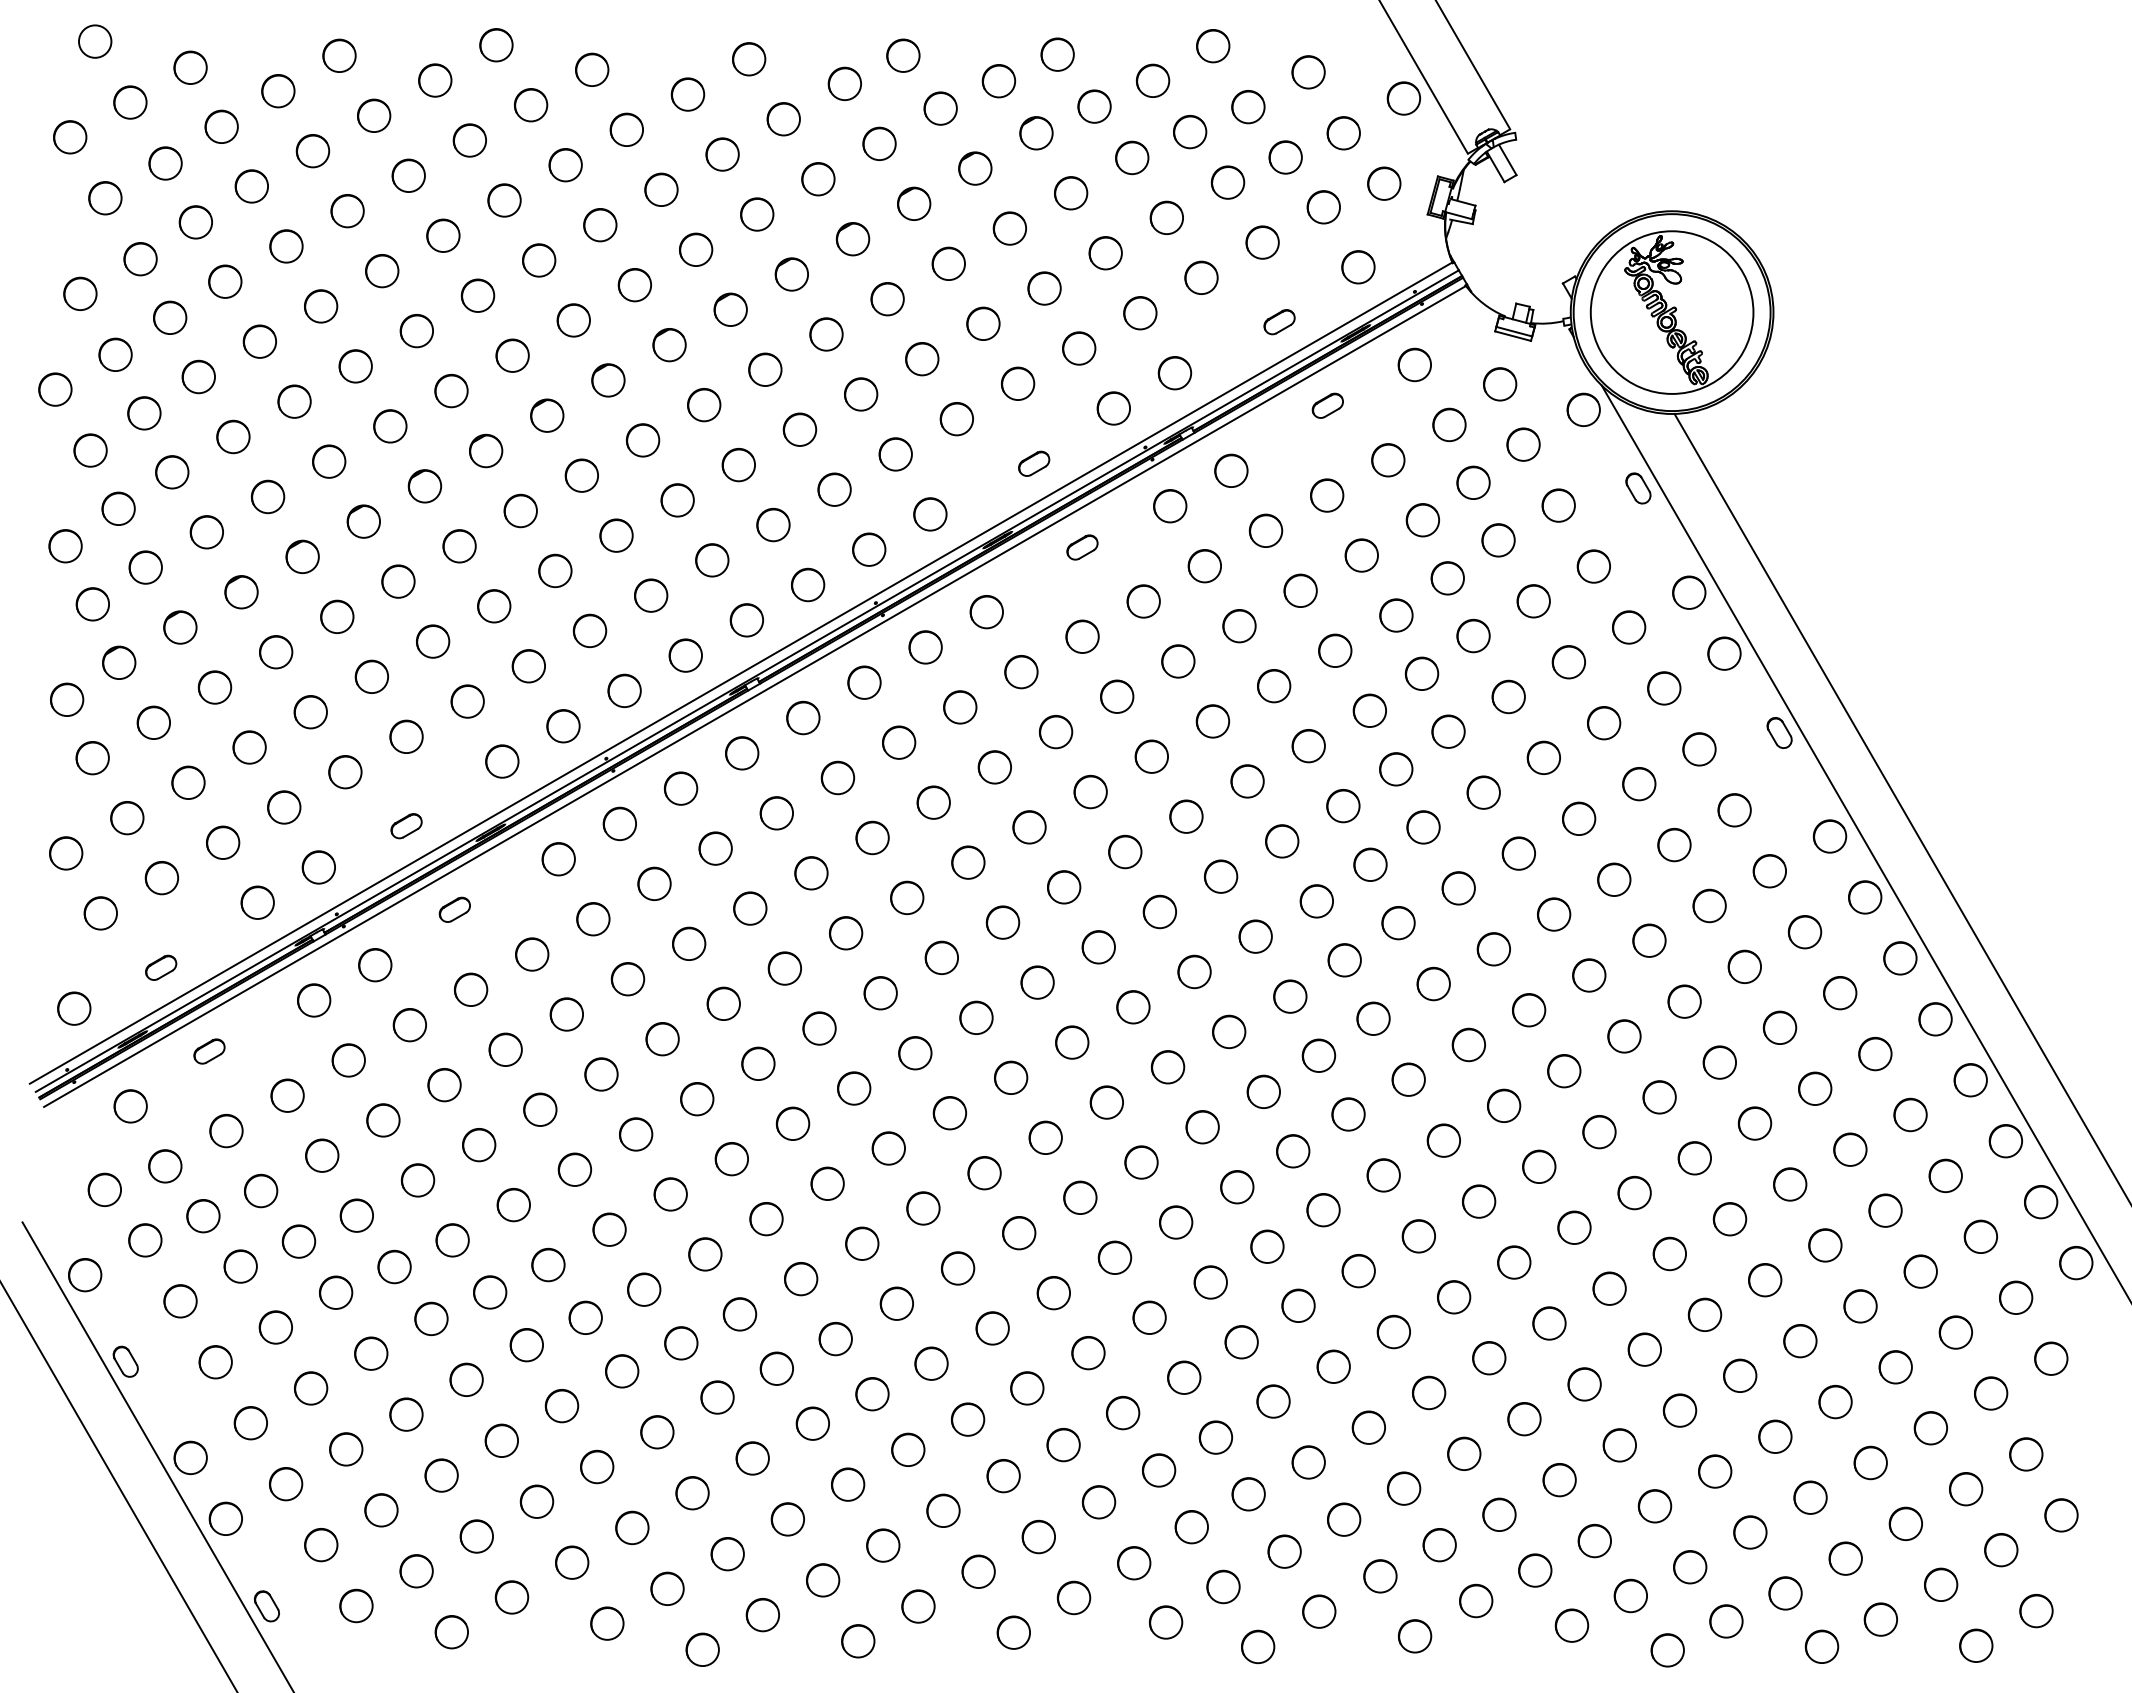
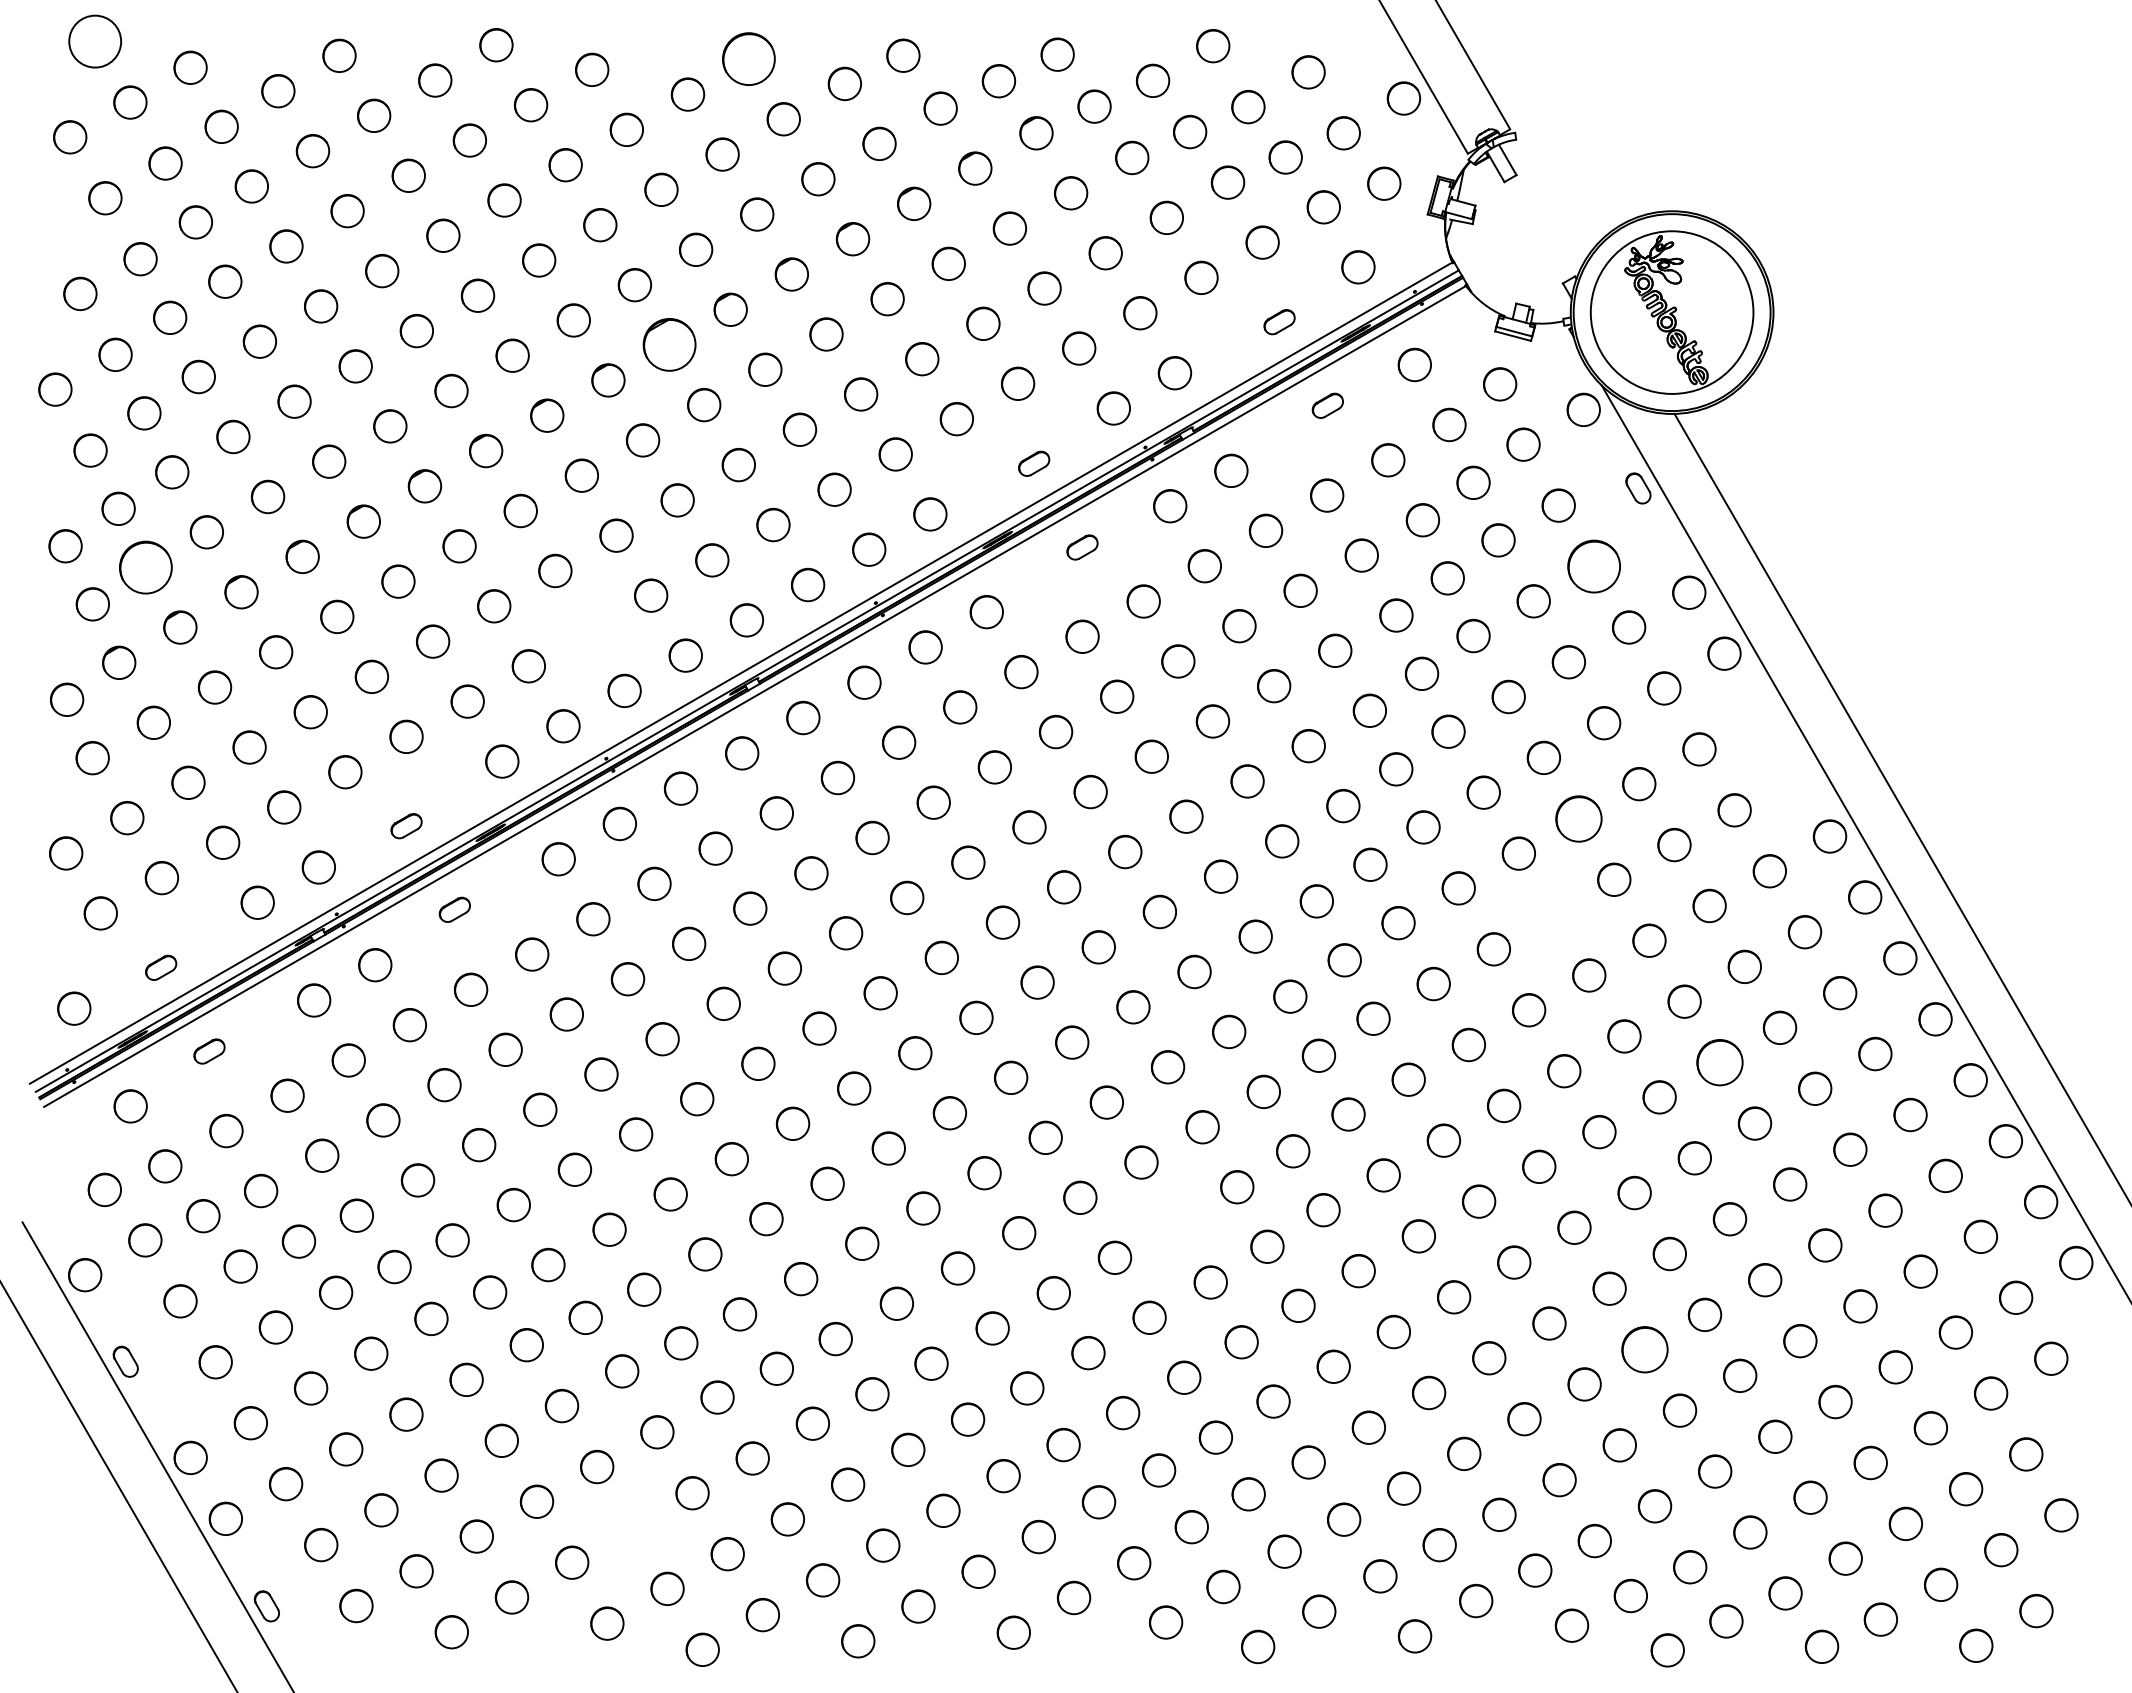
circle diameter: 32 px -> 52 px (95, 41)
circle size: 35x35 px -> 54x54 px (748, 58)
part size: 35x35 px -> 55x54 px (669, 344)
circle size: 35x35 px -> 54x55 px (1593, 566)
circle size: 35x35 px -> 54x55 px (145, 567)
part: present -> none (589, 630)
part: present -> none (1779, 732)
circle size: 35x35 px -> 48x48 px (1578, 818)
circle: present -> none (1554, 914)
circle size: 35x35 px -> 48x48 px (1719, 1062)
circle: present -> none (1176, 1222)
circle size: 35x35 px -> 48x48 px (1644, 1349)
part: present -> none (632, 1527)
